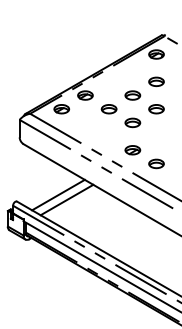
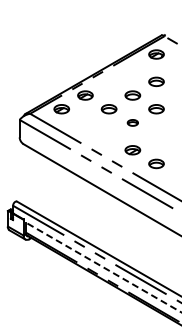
part size: 18x12 px -> 13x8 px (132, 122)
line: present -> none (58, 194)
line: present -> none (66, 199)
line: solid -> dashed (102, 266)
